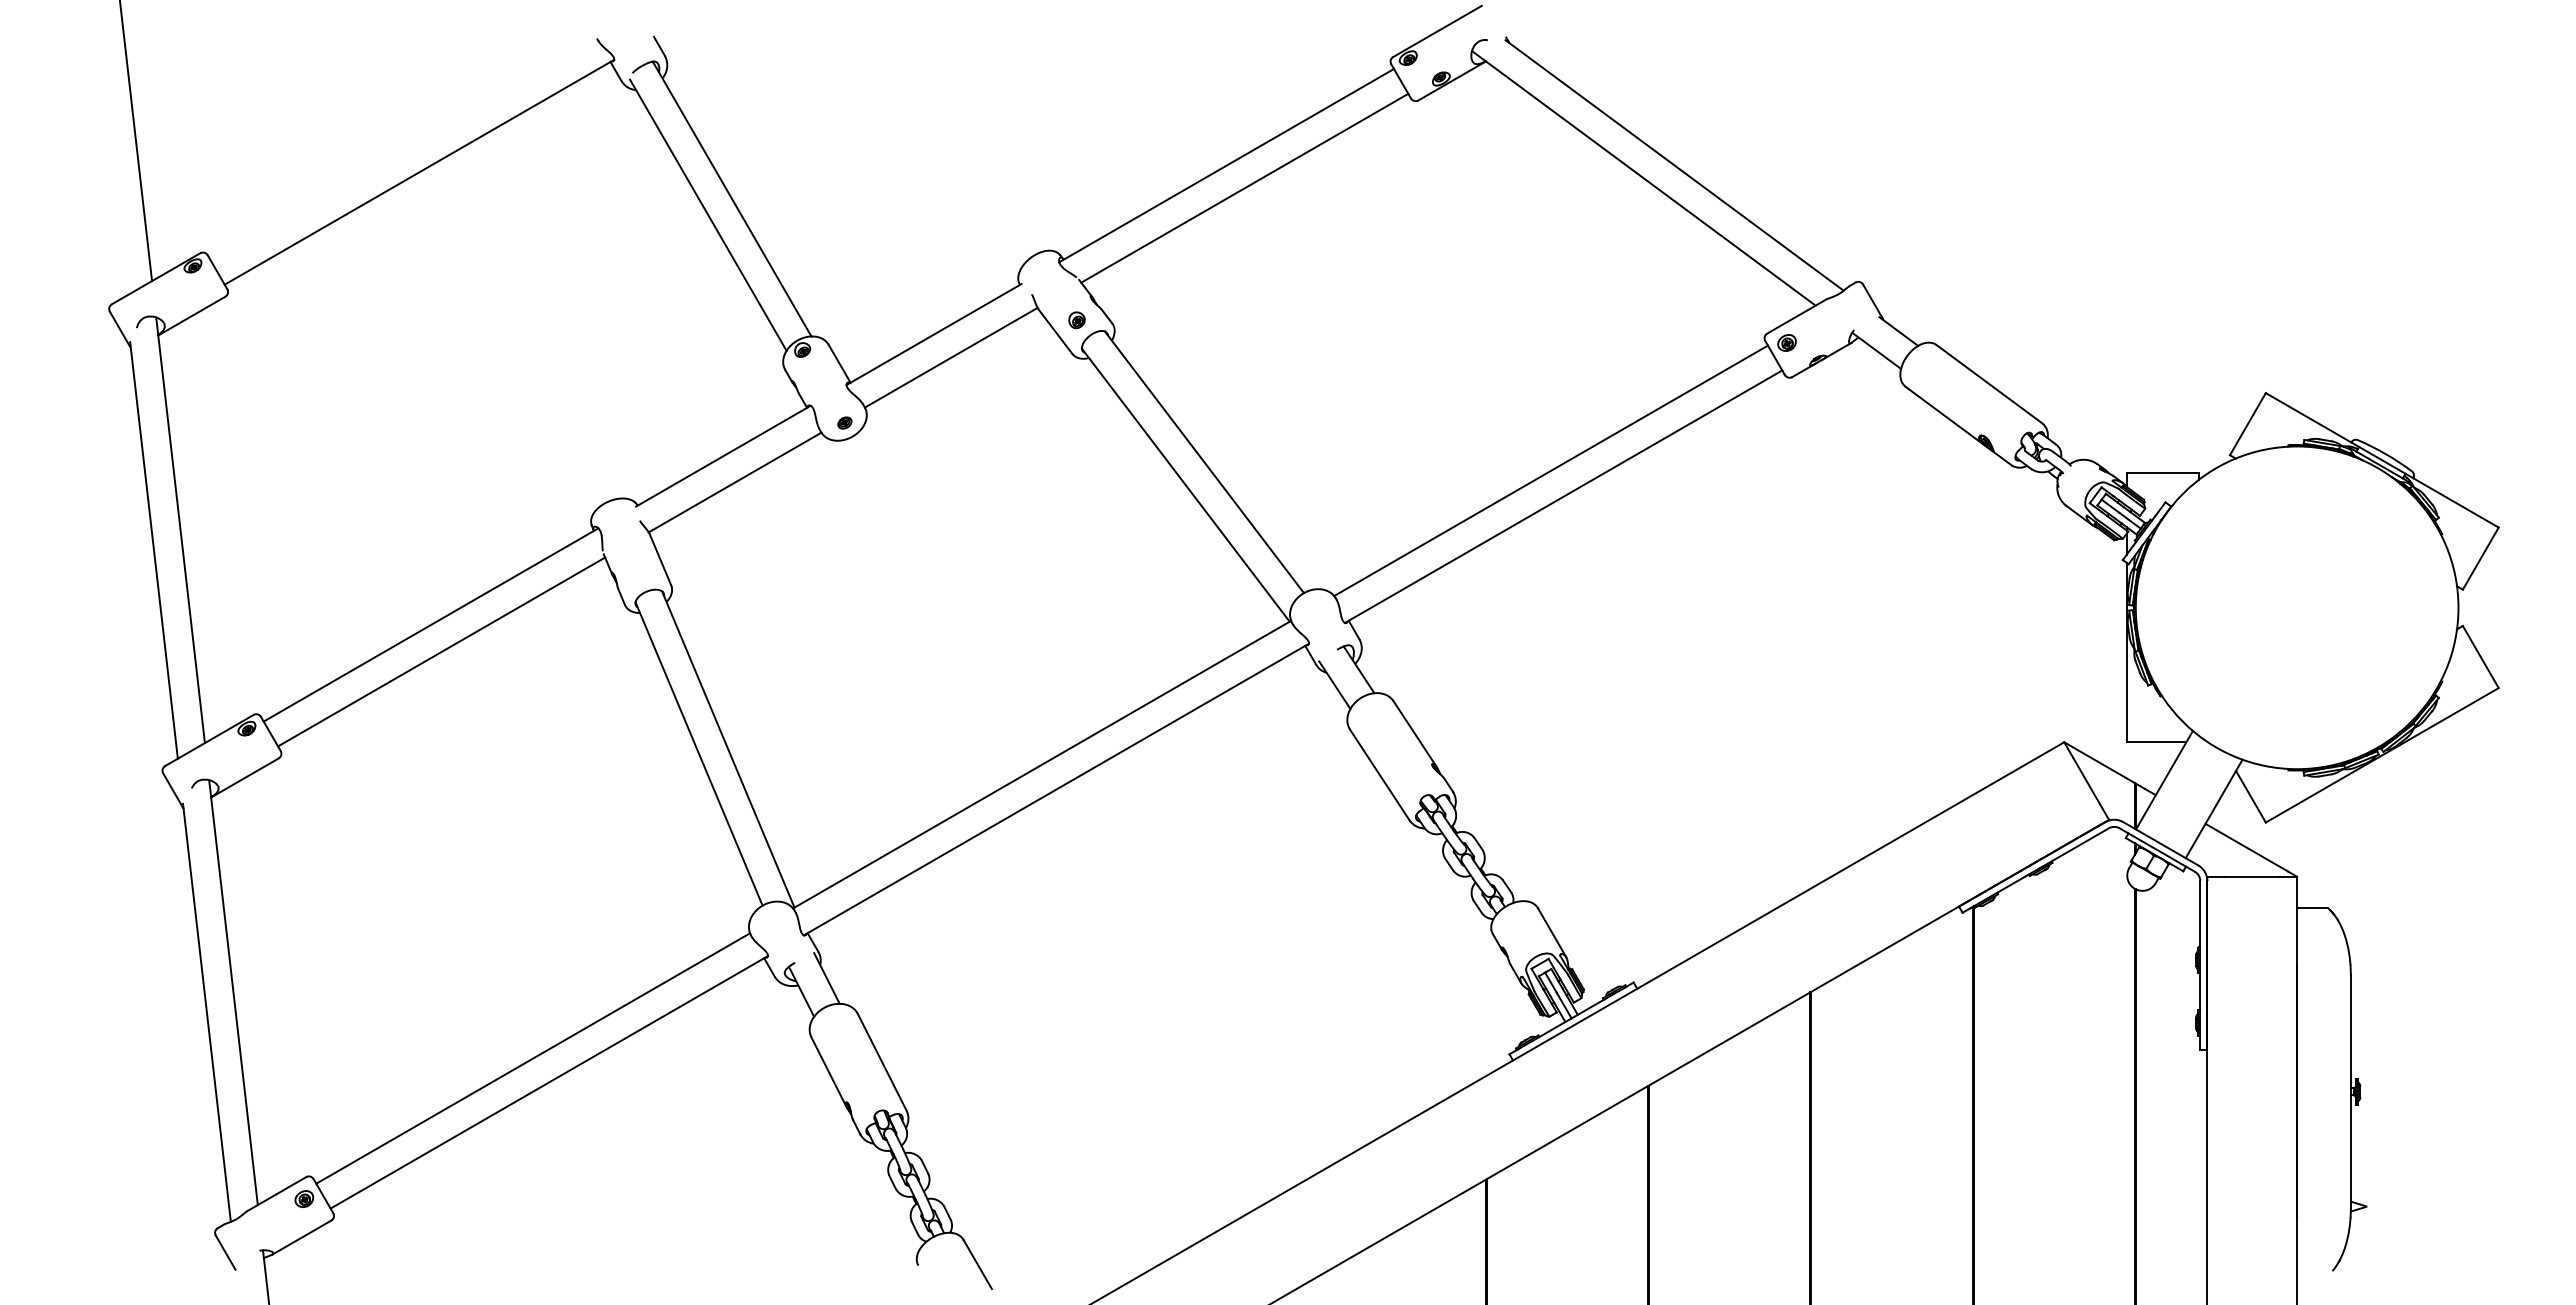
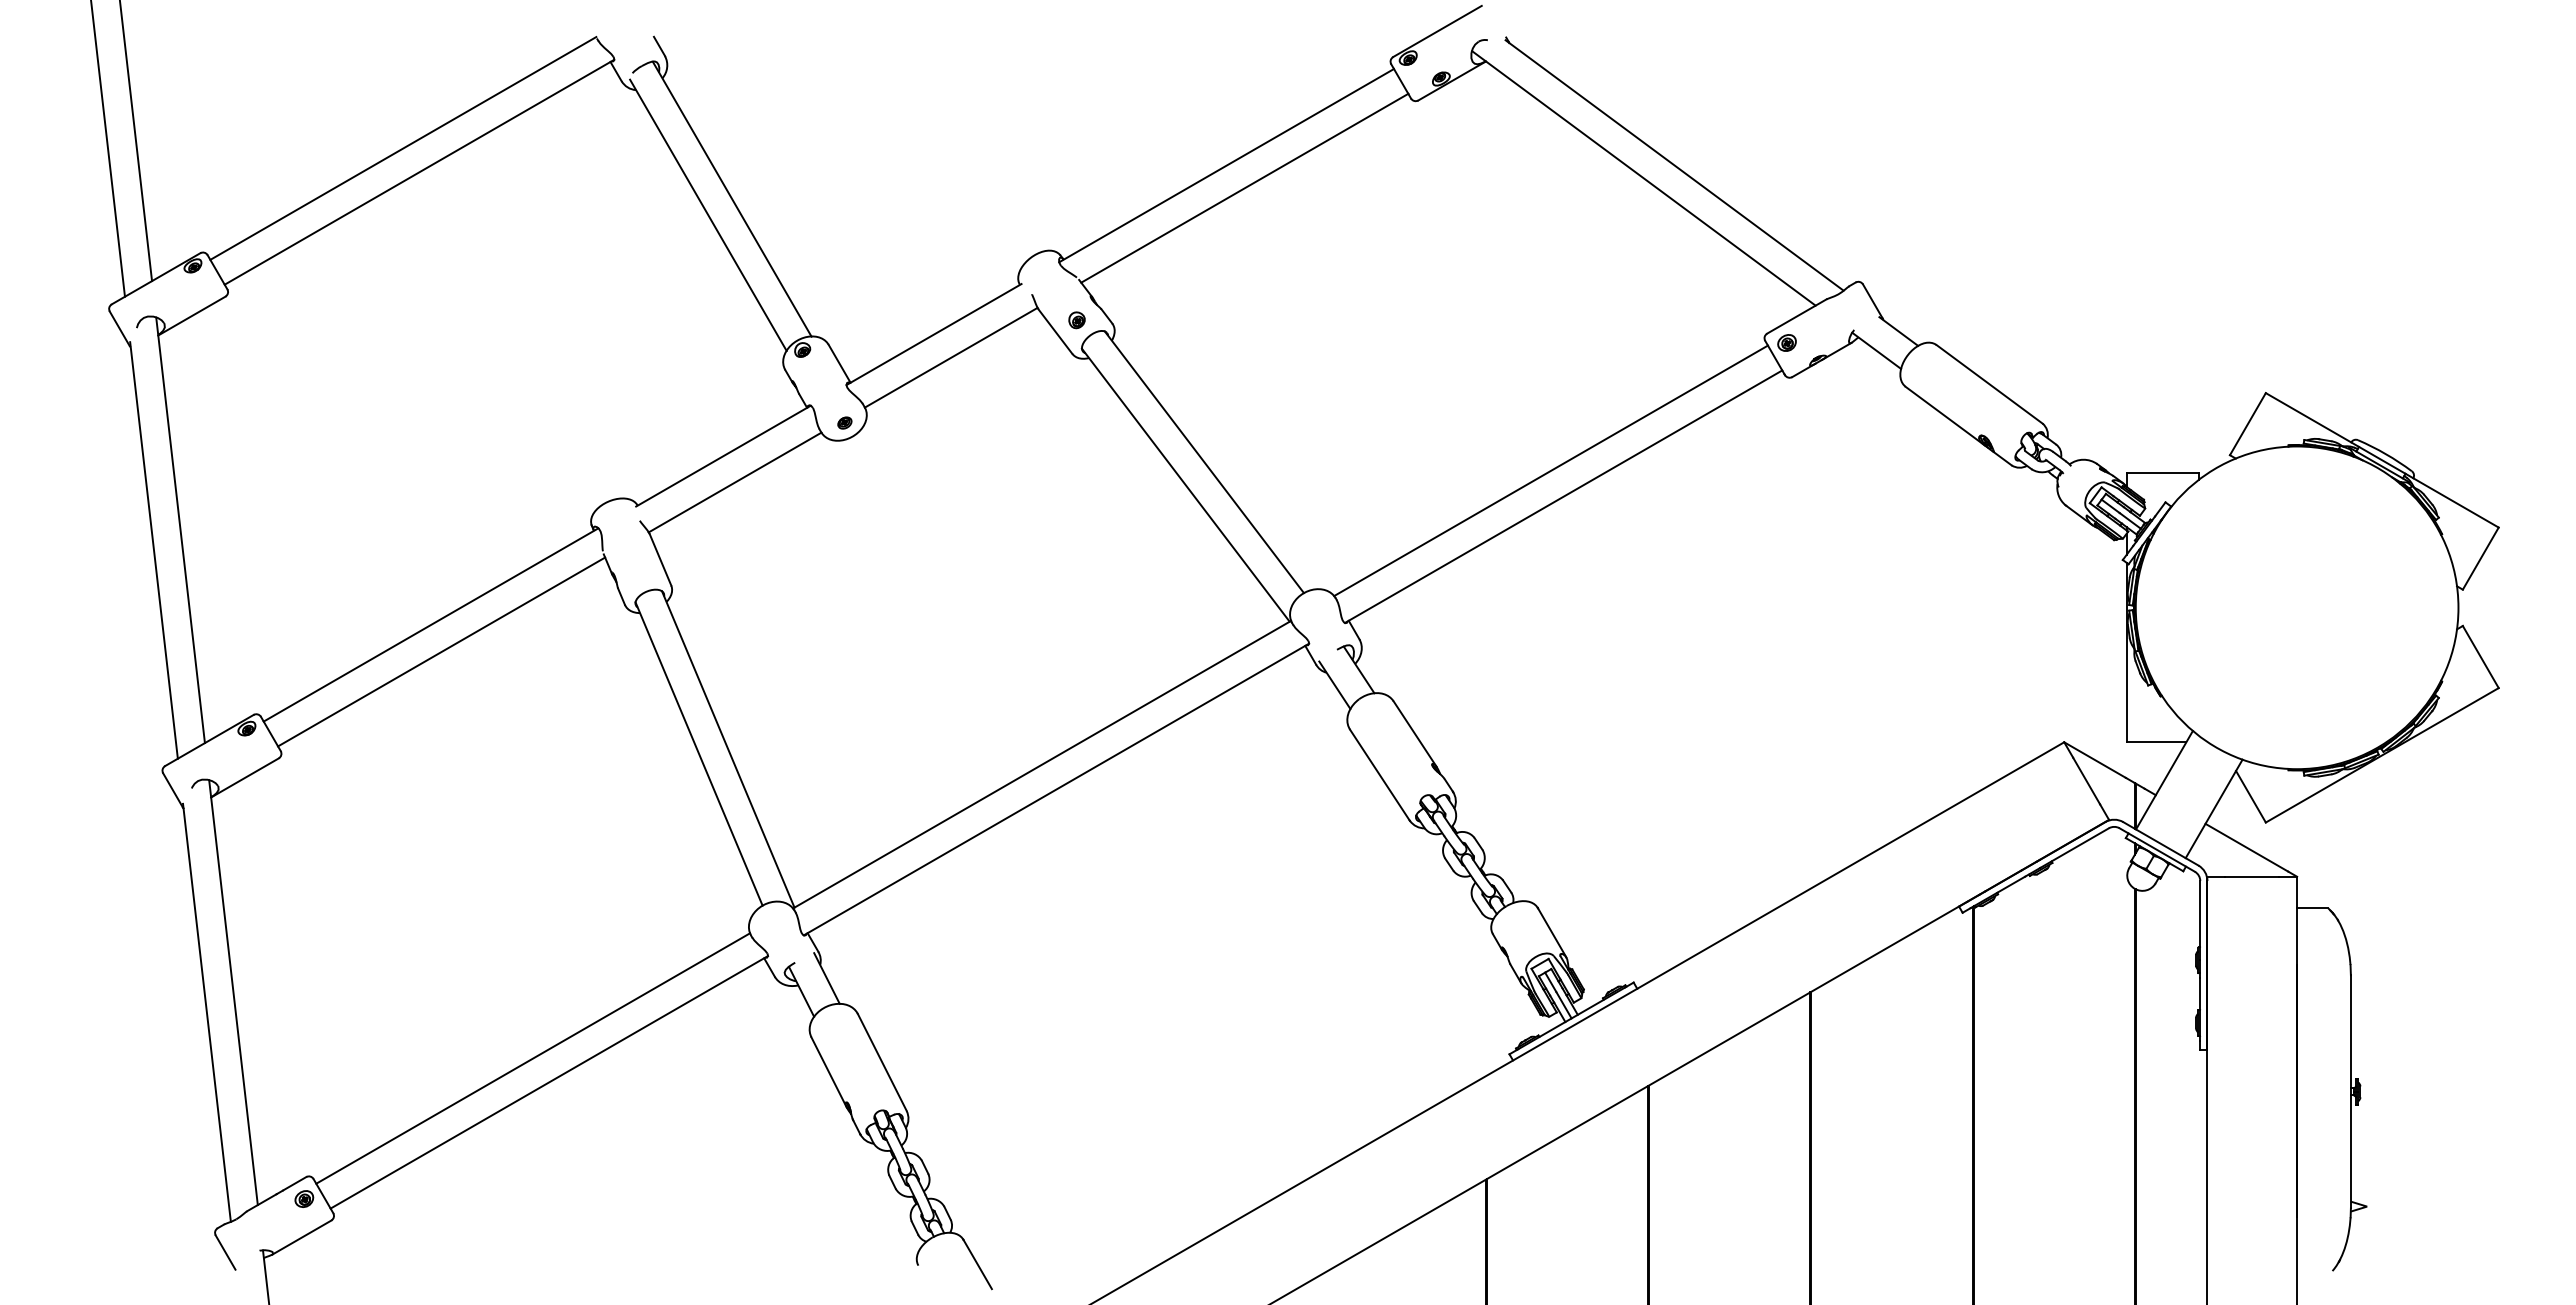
line: none -> present (403, 148)
line: none -> present (107, 149)
